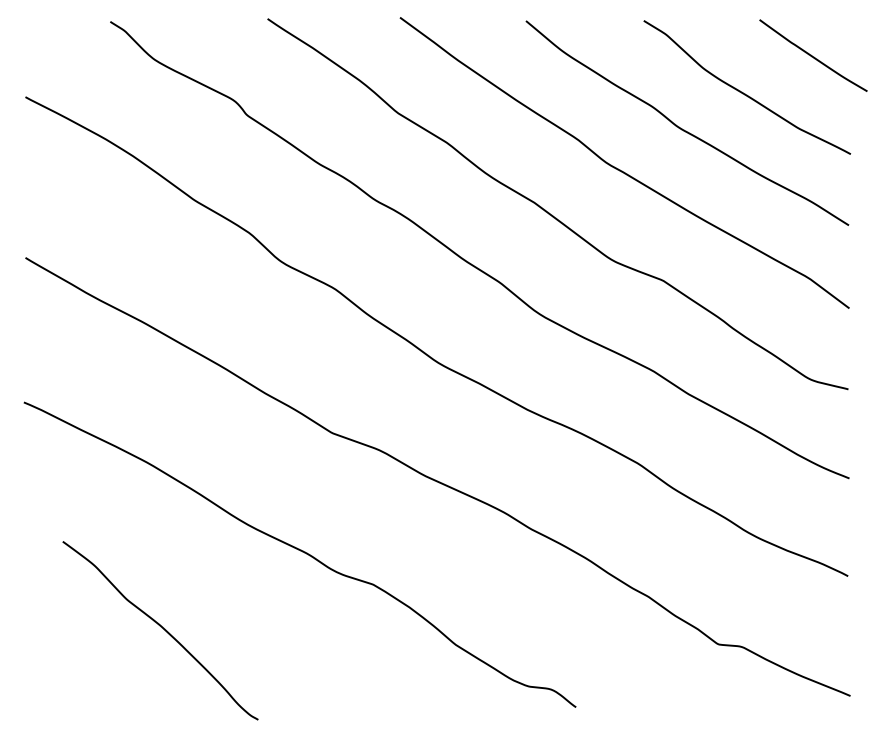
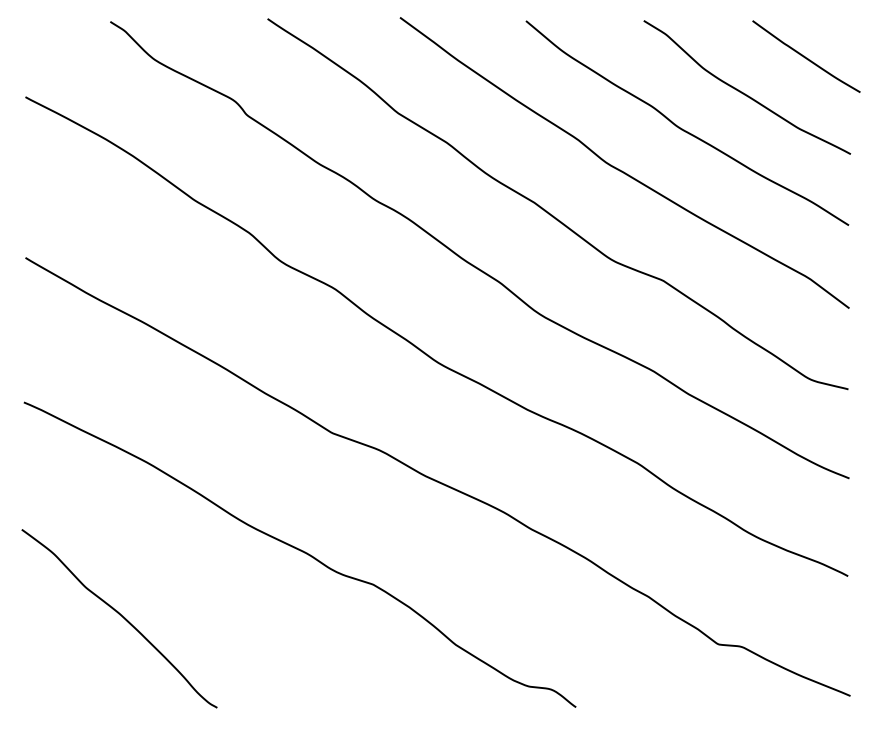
curve position: (812, 55) -> (805, 56) (805, 56)
curve position: (162, 628) -> (121, 616) (121, 616)
